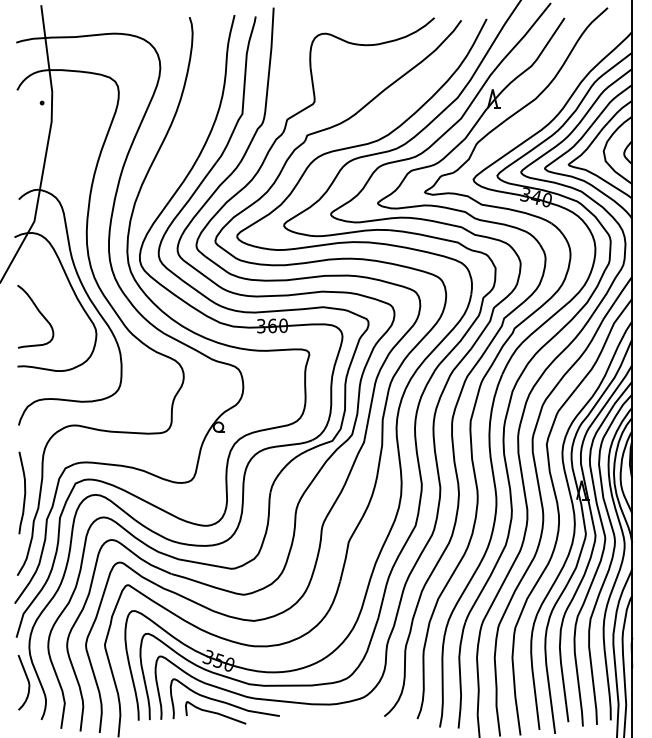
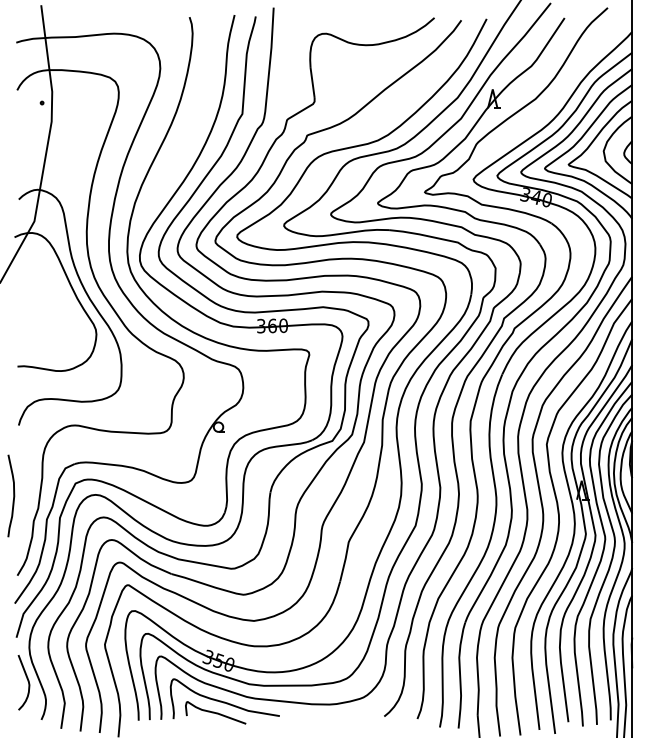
curve: present -> none (39, 313)
curve position: (24, 492) -> (13, 495) (13, 495)
